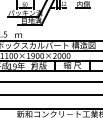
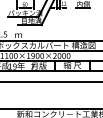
line: present -> none (50, 95)
